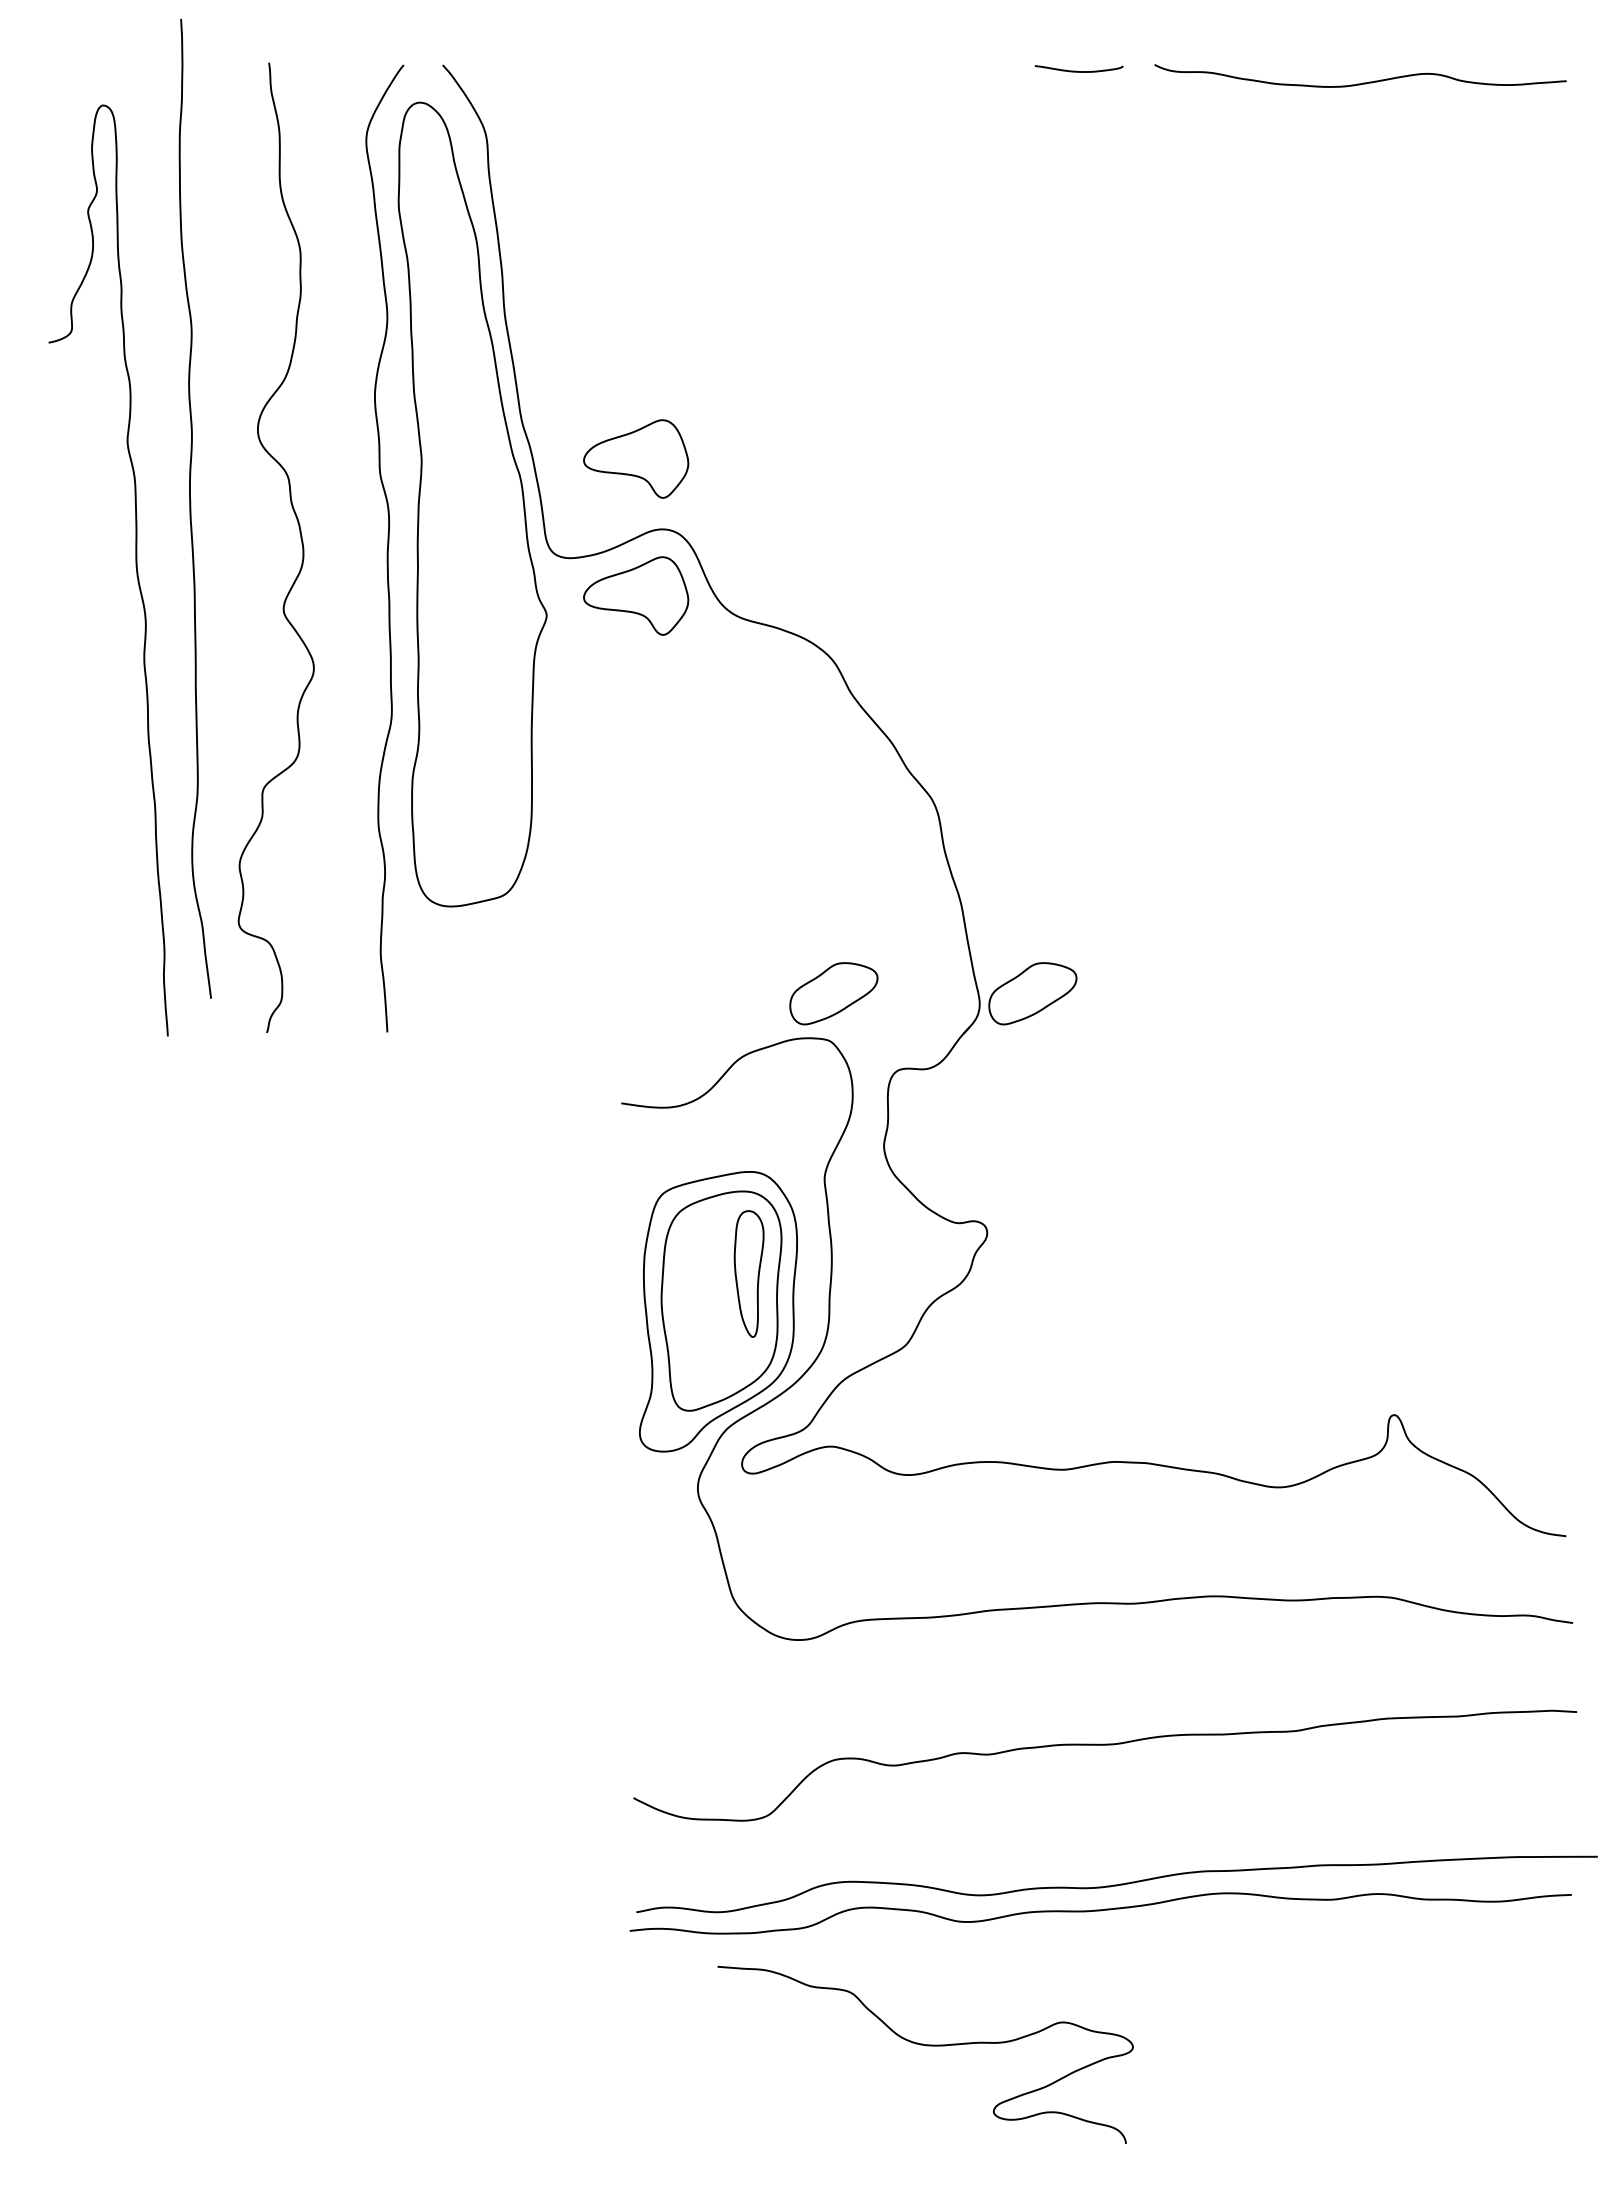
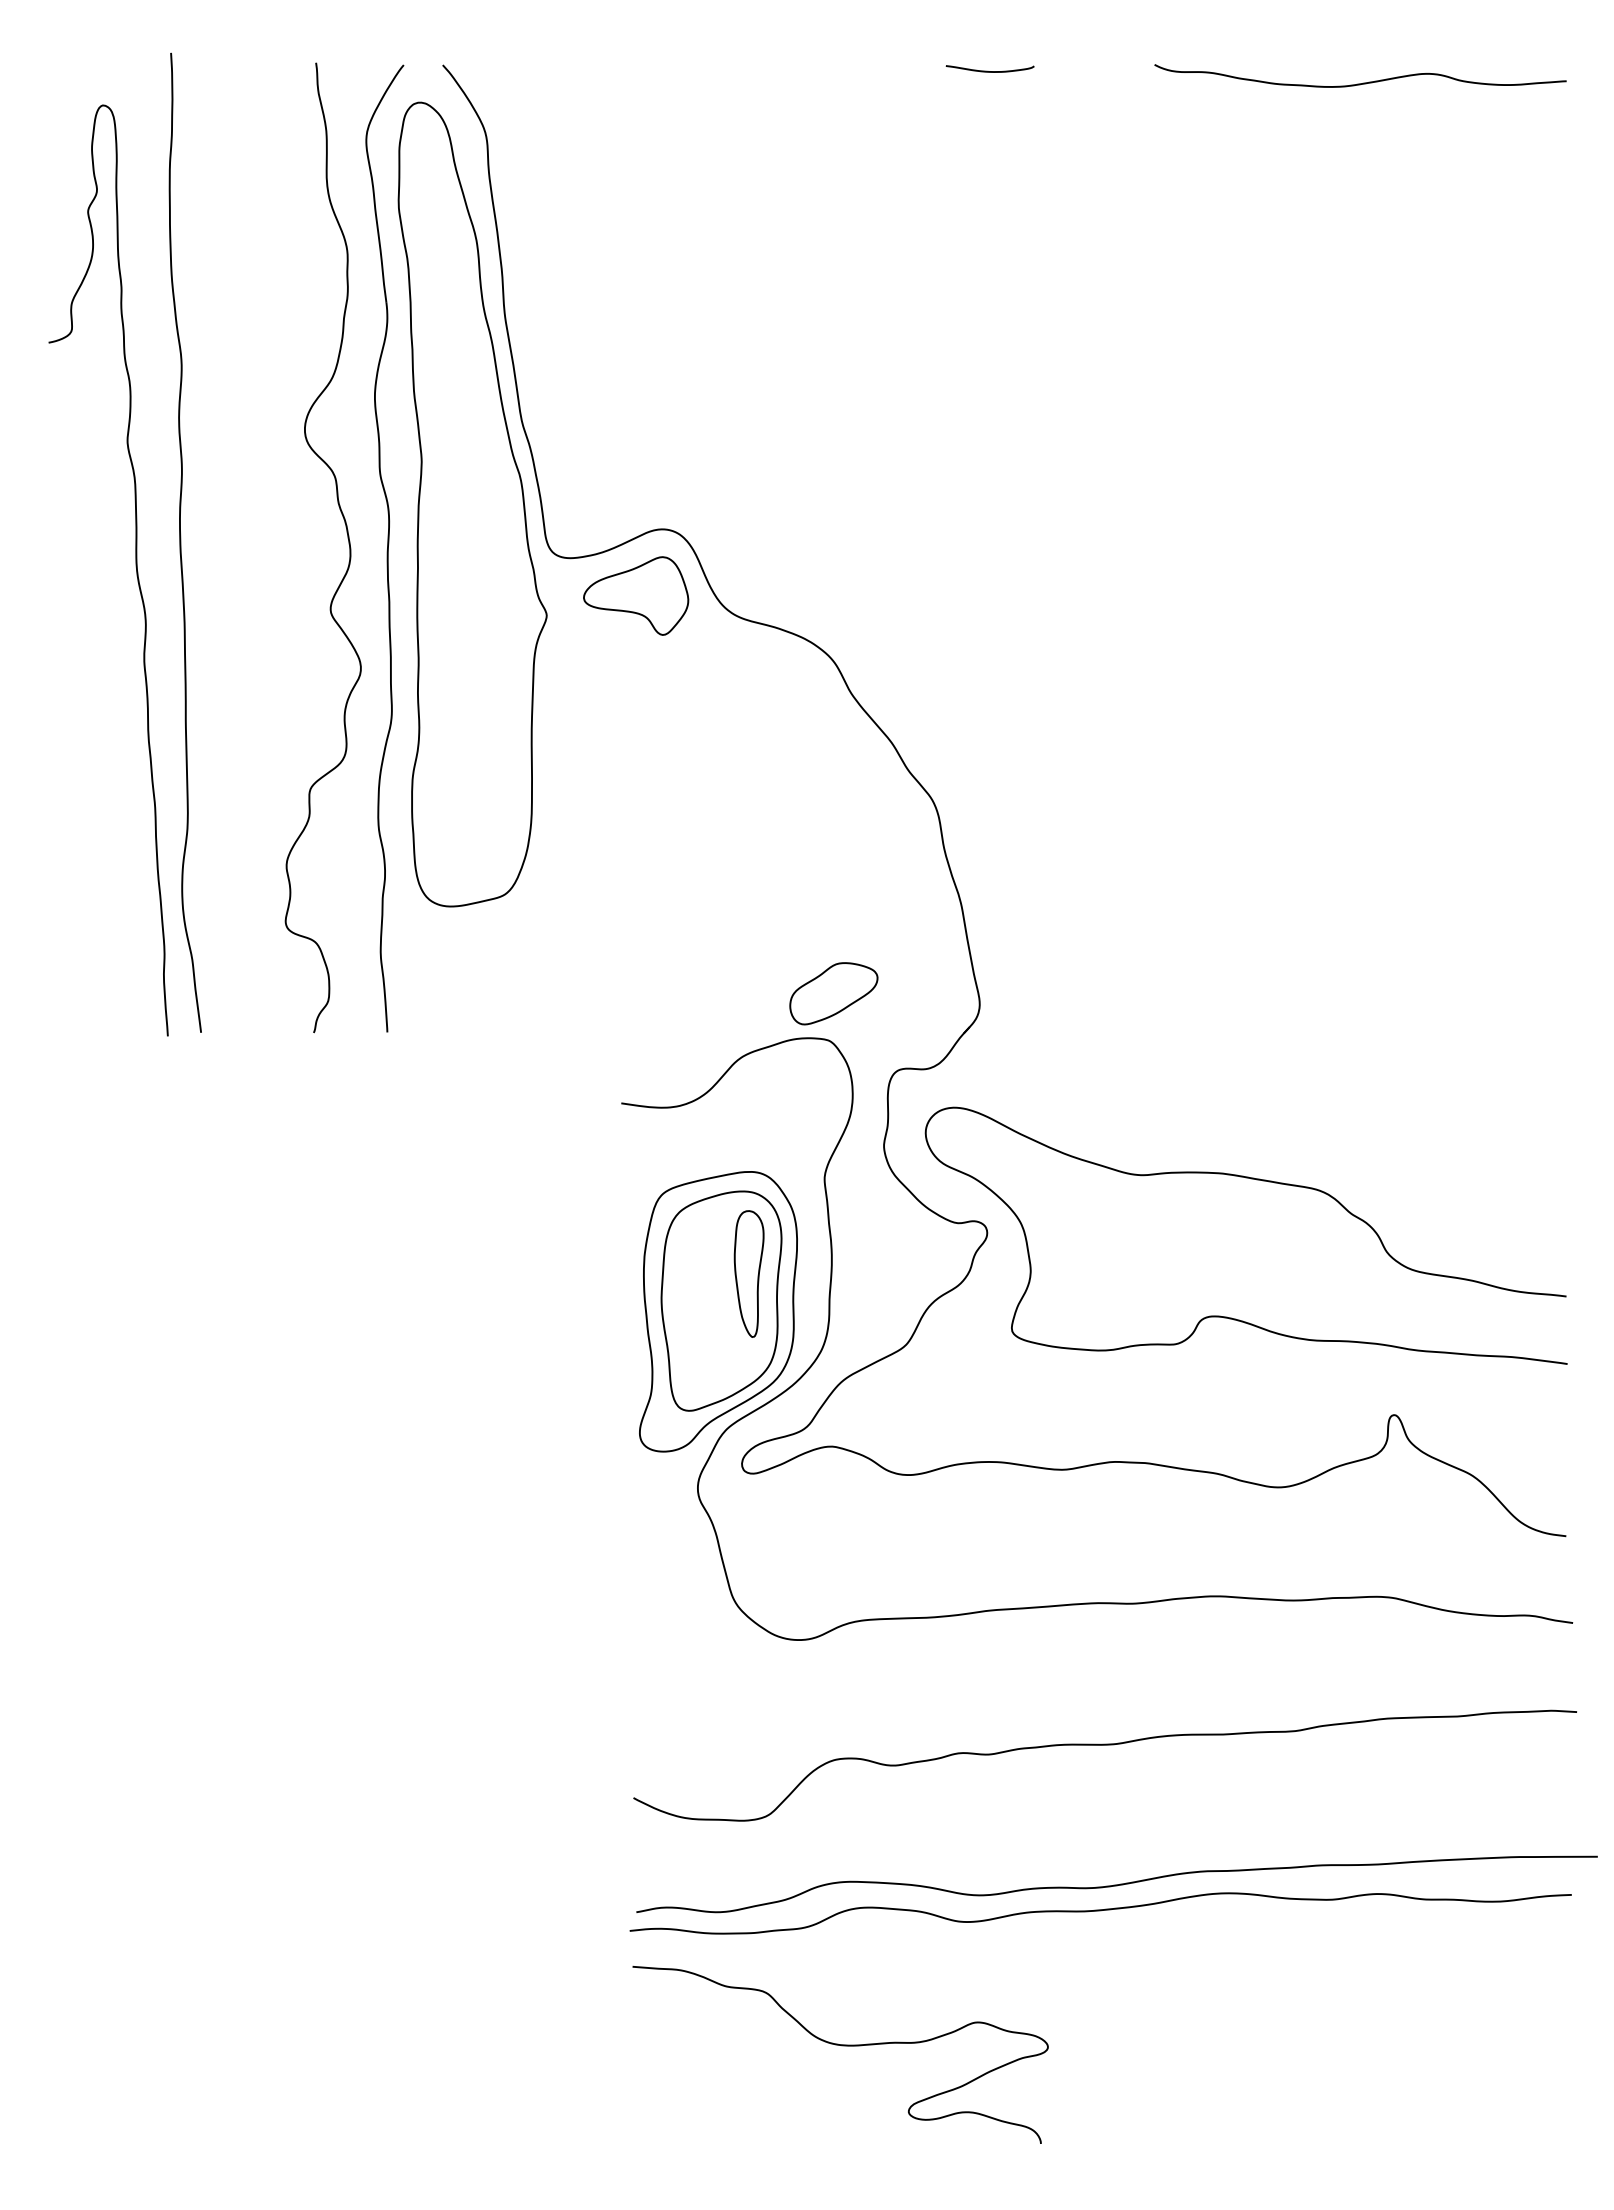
curve position: (1076, 70) -> (987, 70) (987, 70)
part: present -> none (636, 458)
curve position: (191, 508) -> (181, 542) (181, 542)
curve position: (301, 544) -> (348, 544) (348, 544)
part: present -> none (1032, 993)
curve: none -> present (1256, 1180)
curve position: (926, 2046) -> (841, 2046) (841, 2046)
